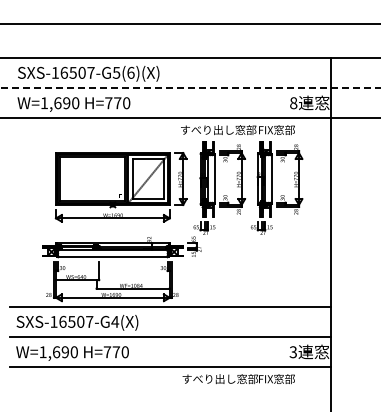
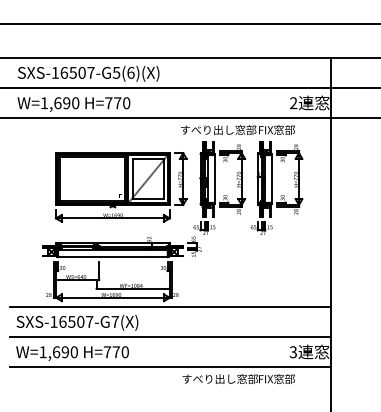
line: dashed -> solid (190, 88)
text: 8 -> 2 (293, 103)
text: SXS-16507-G4(X) -> SXS-16507-G7(X) (115, 321)
